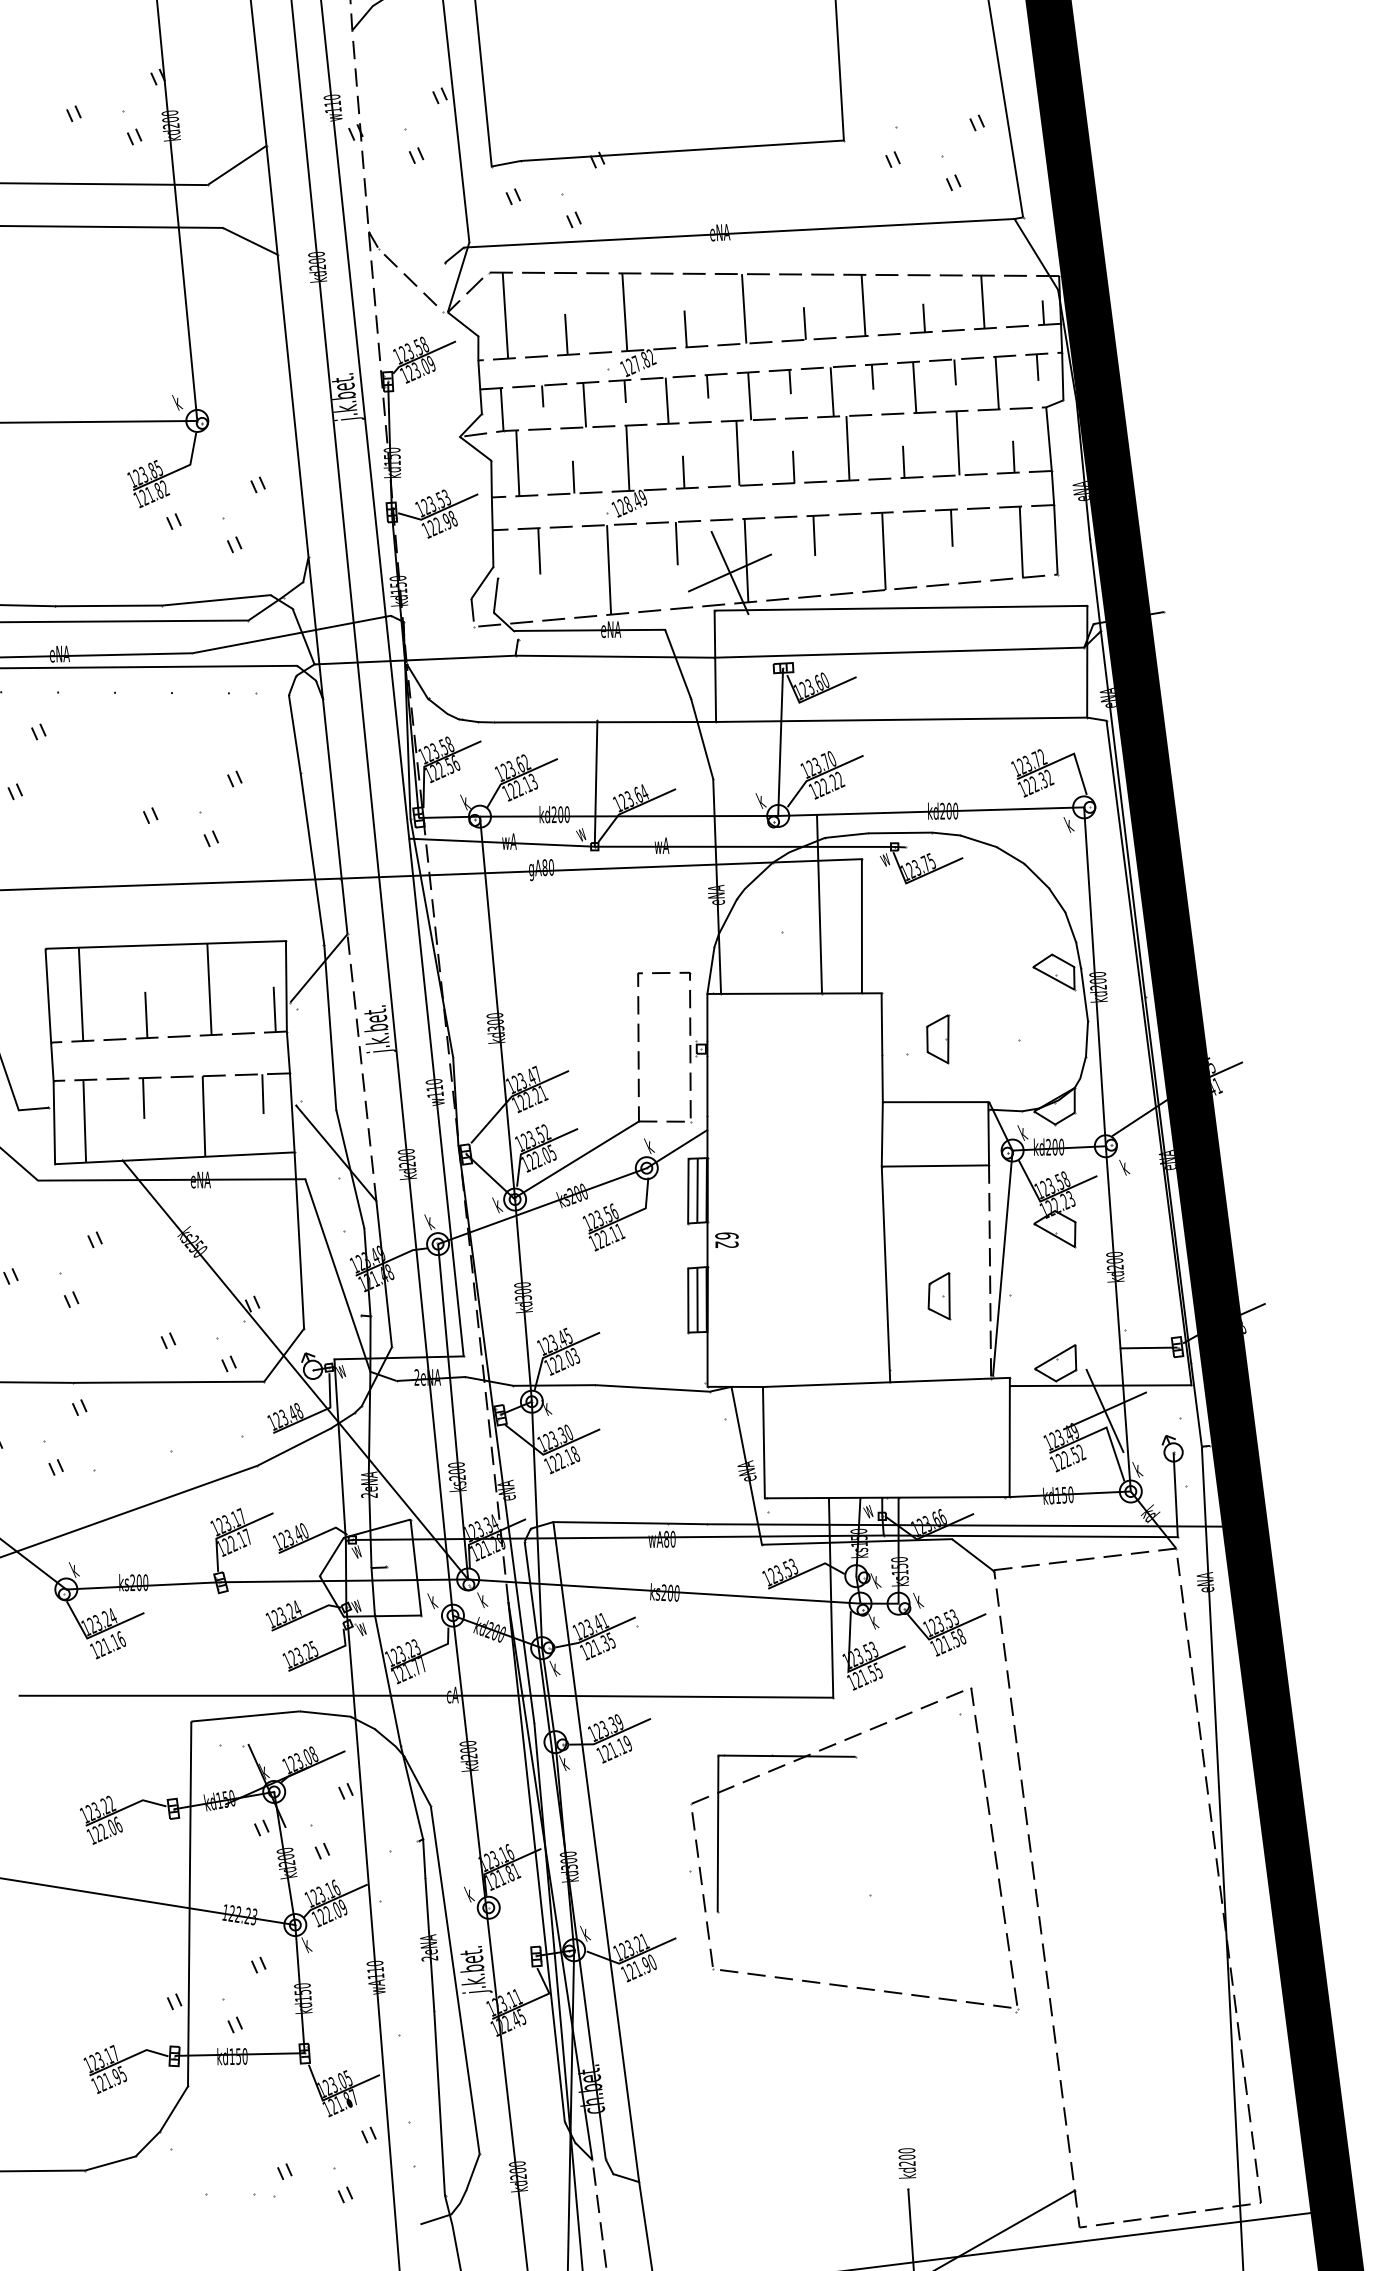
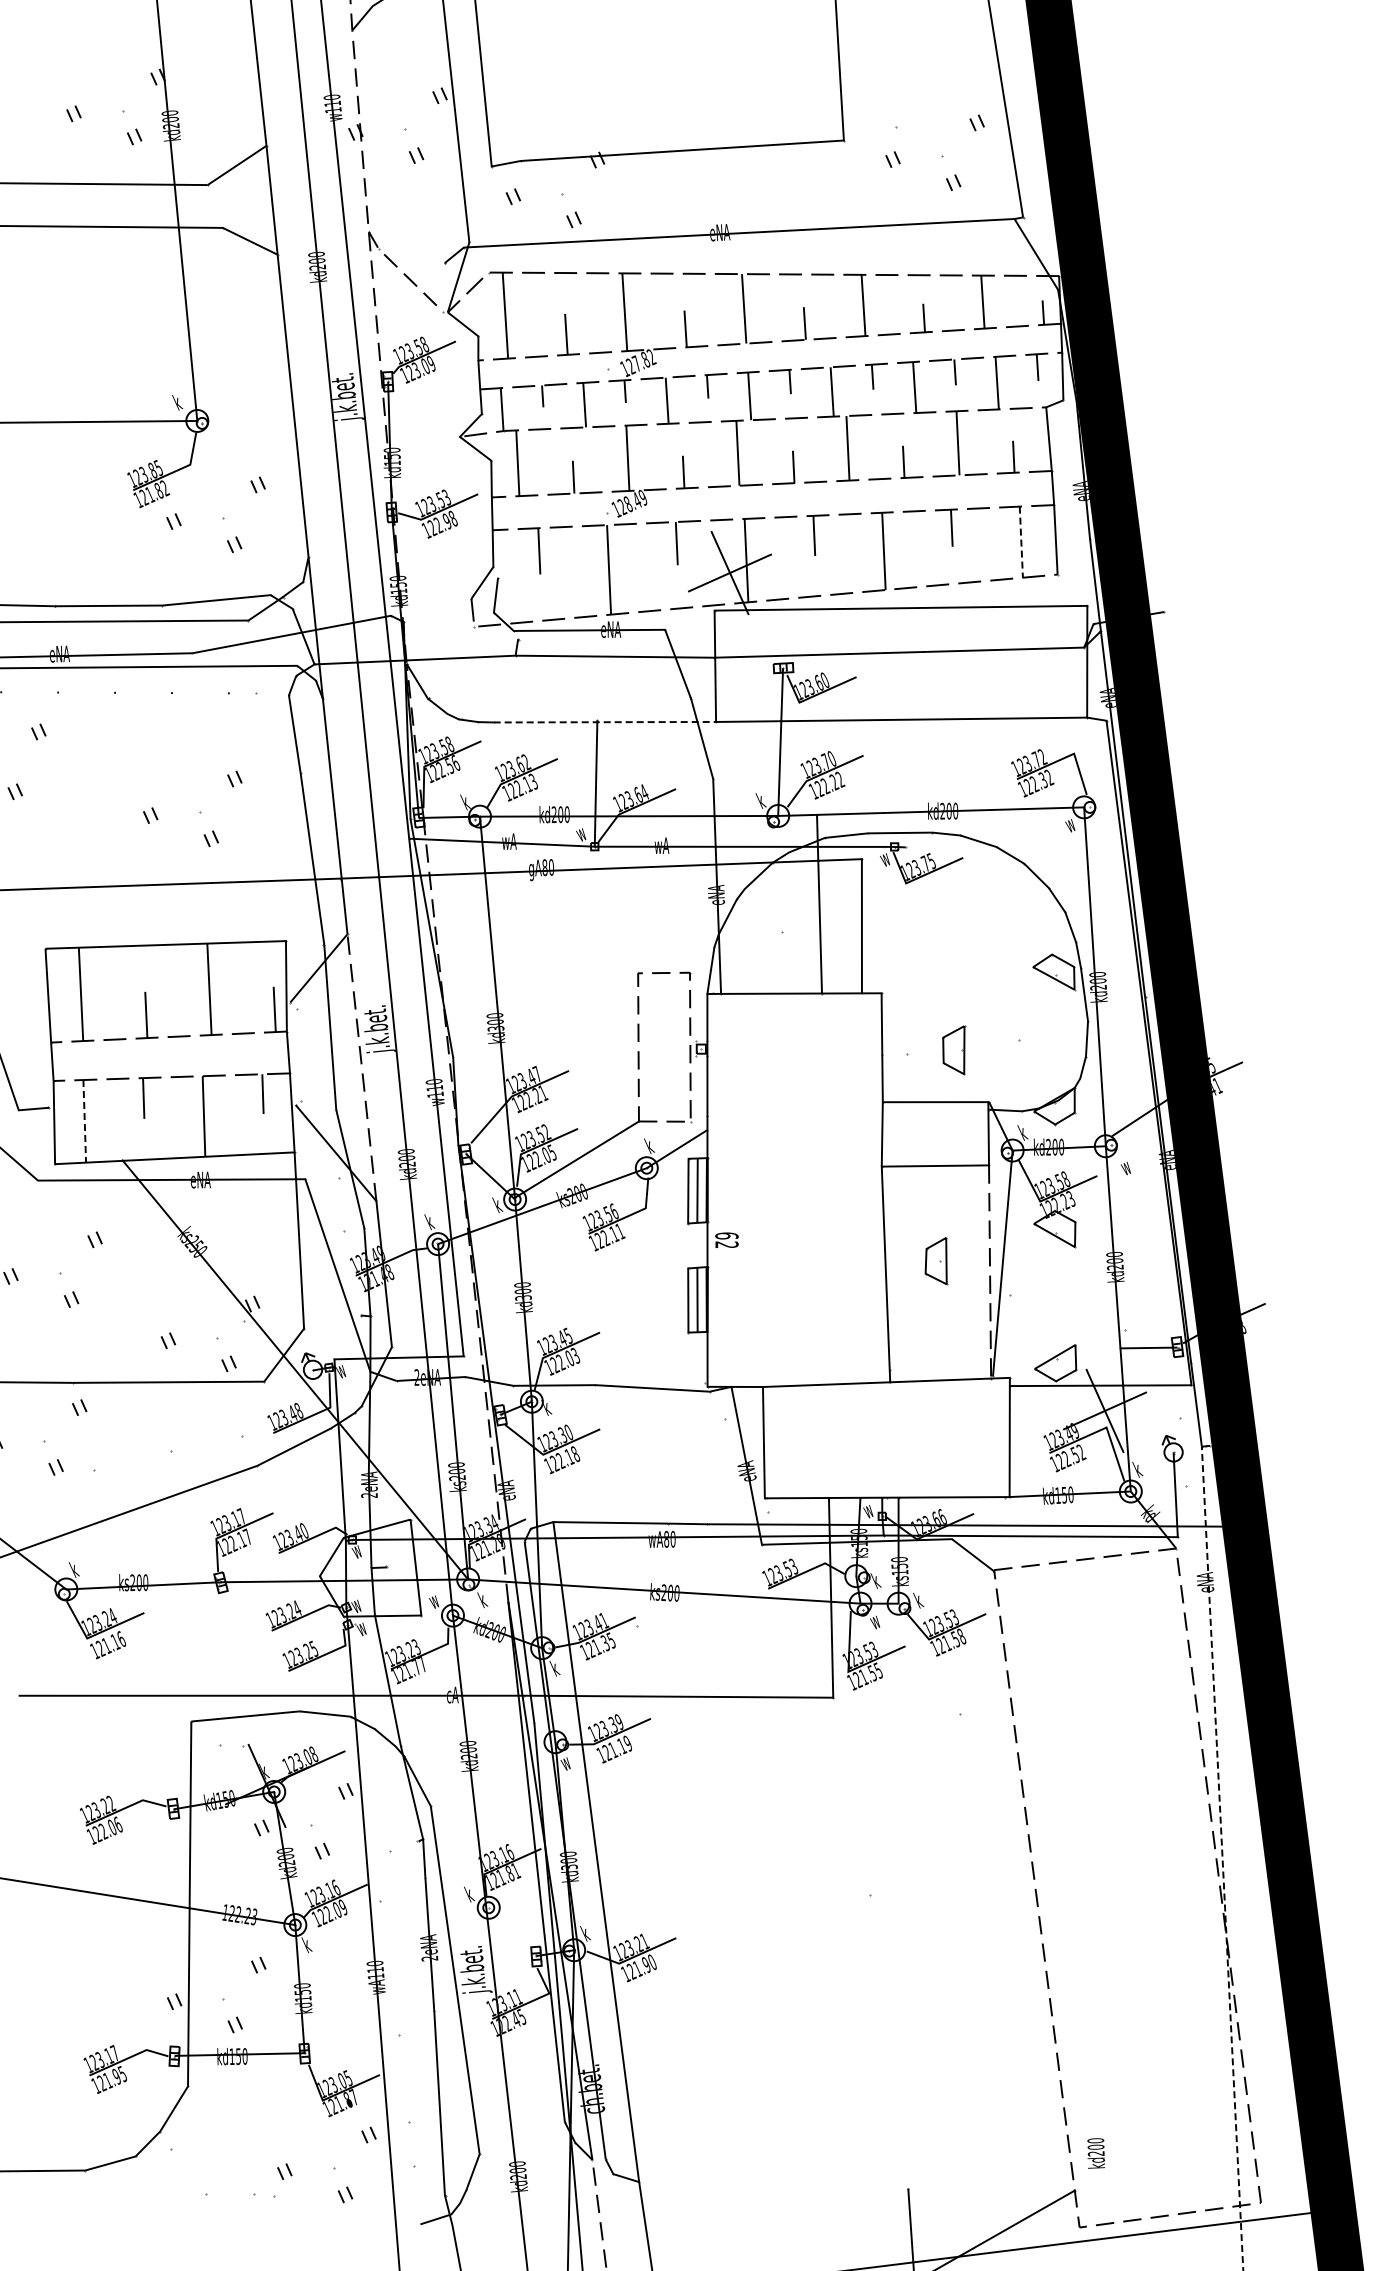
line: solid -> dashed (1021, 542)
line: solid -> dashed (605, 722)
text: k -> w (1069, 824)
part position: (938, 1039) -> (954, 1050) (954, 1050)
line: solid -> dashed (84, 1121)
text: k -> w (1124, 1167)
part position: (939, 1296) -> (936, 1261) (936, 1261)
text: k -> w (433, 1601)
text: k -> w (874, 1621)
part: present -> none (856, 1758)
text: k -> w (564, 1762)
line: solid -> dashed (1222, 1858)
text position: (907, 2163) -> (1096, 2153) (1096, 2153)
